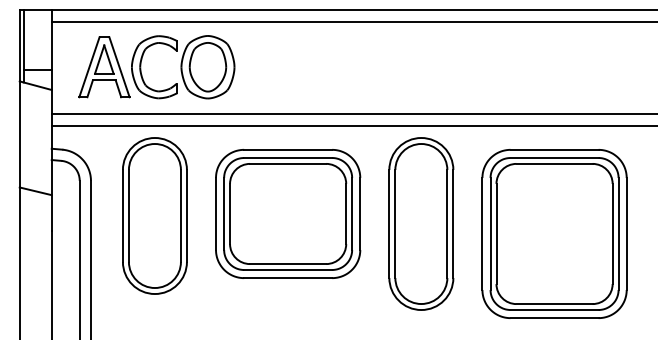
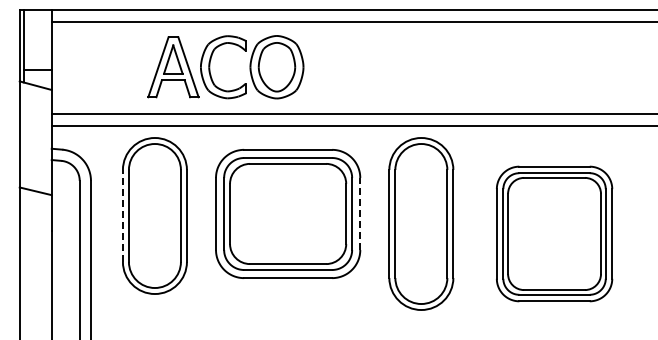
part position: (141, 67) -> (210, 67) (210, 67)
line: solid -> dashed (360, 213)
line: solid -> dashed (122, 215)
part size: 147x170 px -> 118x138 px (554, 233)
